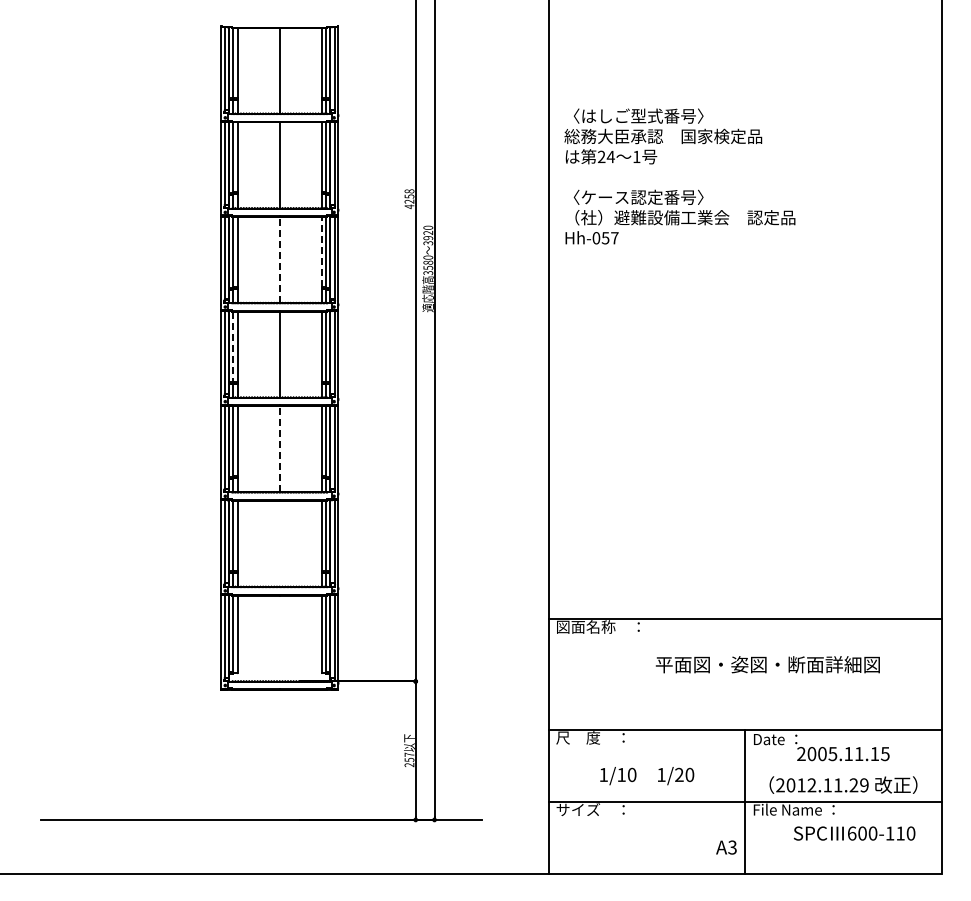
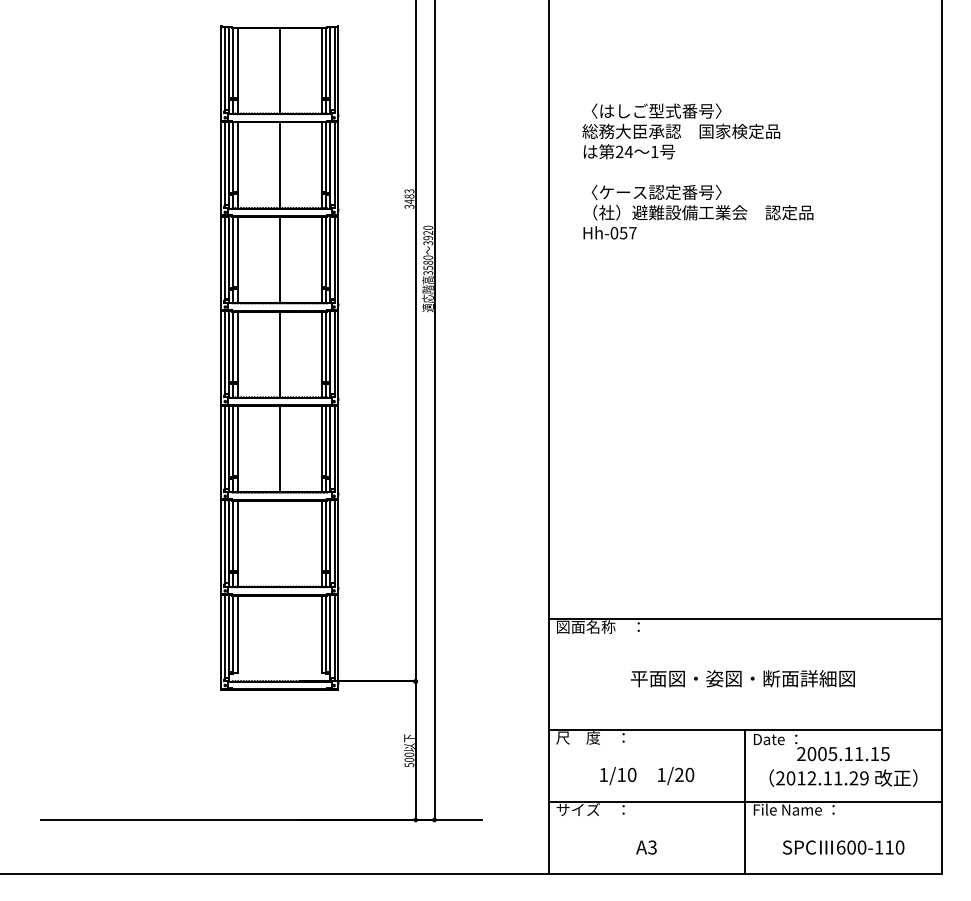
text position: (679, 176) -> (697, 171) (697, 171)
text: 4258 -> 3483 (409, 199)
line: dashed -> solid (321, 251)
line: dashed -> solid (279, 260)
line: dashed -> solid (233, 347)
line: dashed -> solid (279, 449)
text position: (767, 664) -> (742, 678) (742, 678)
text: 257 -> 500 (409, 759)
text position: (843, 784) -> (843, 777) (843, 777)
text position: (854, 833) -> (843, 847) (843, 847)
text position: (726, 847) -> (646, 847) (646, 847)
